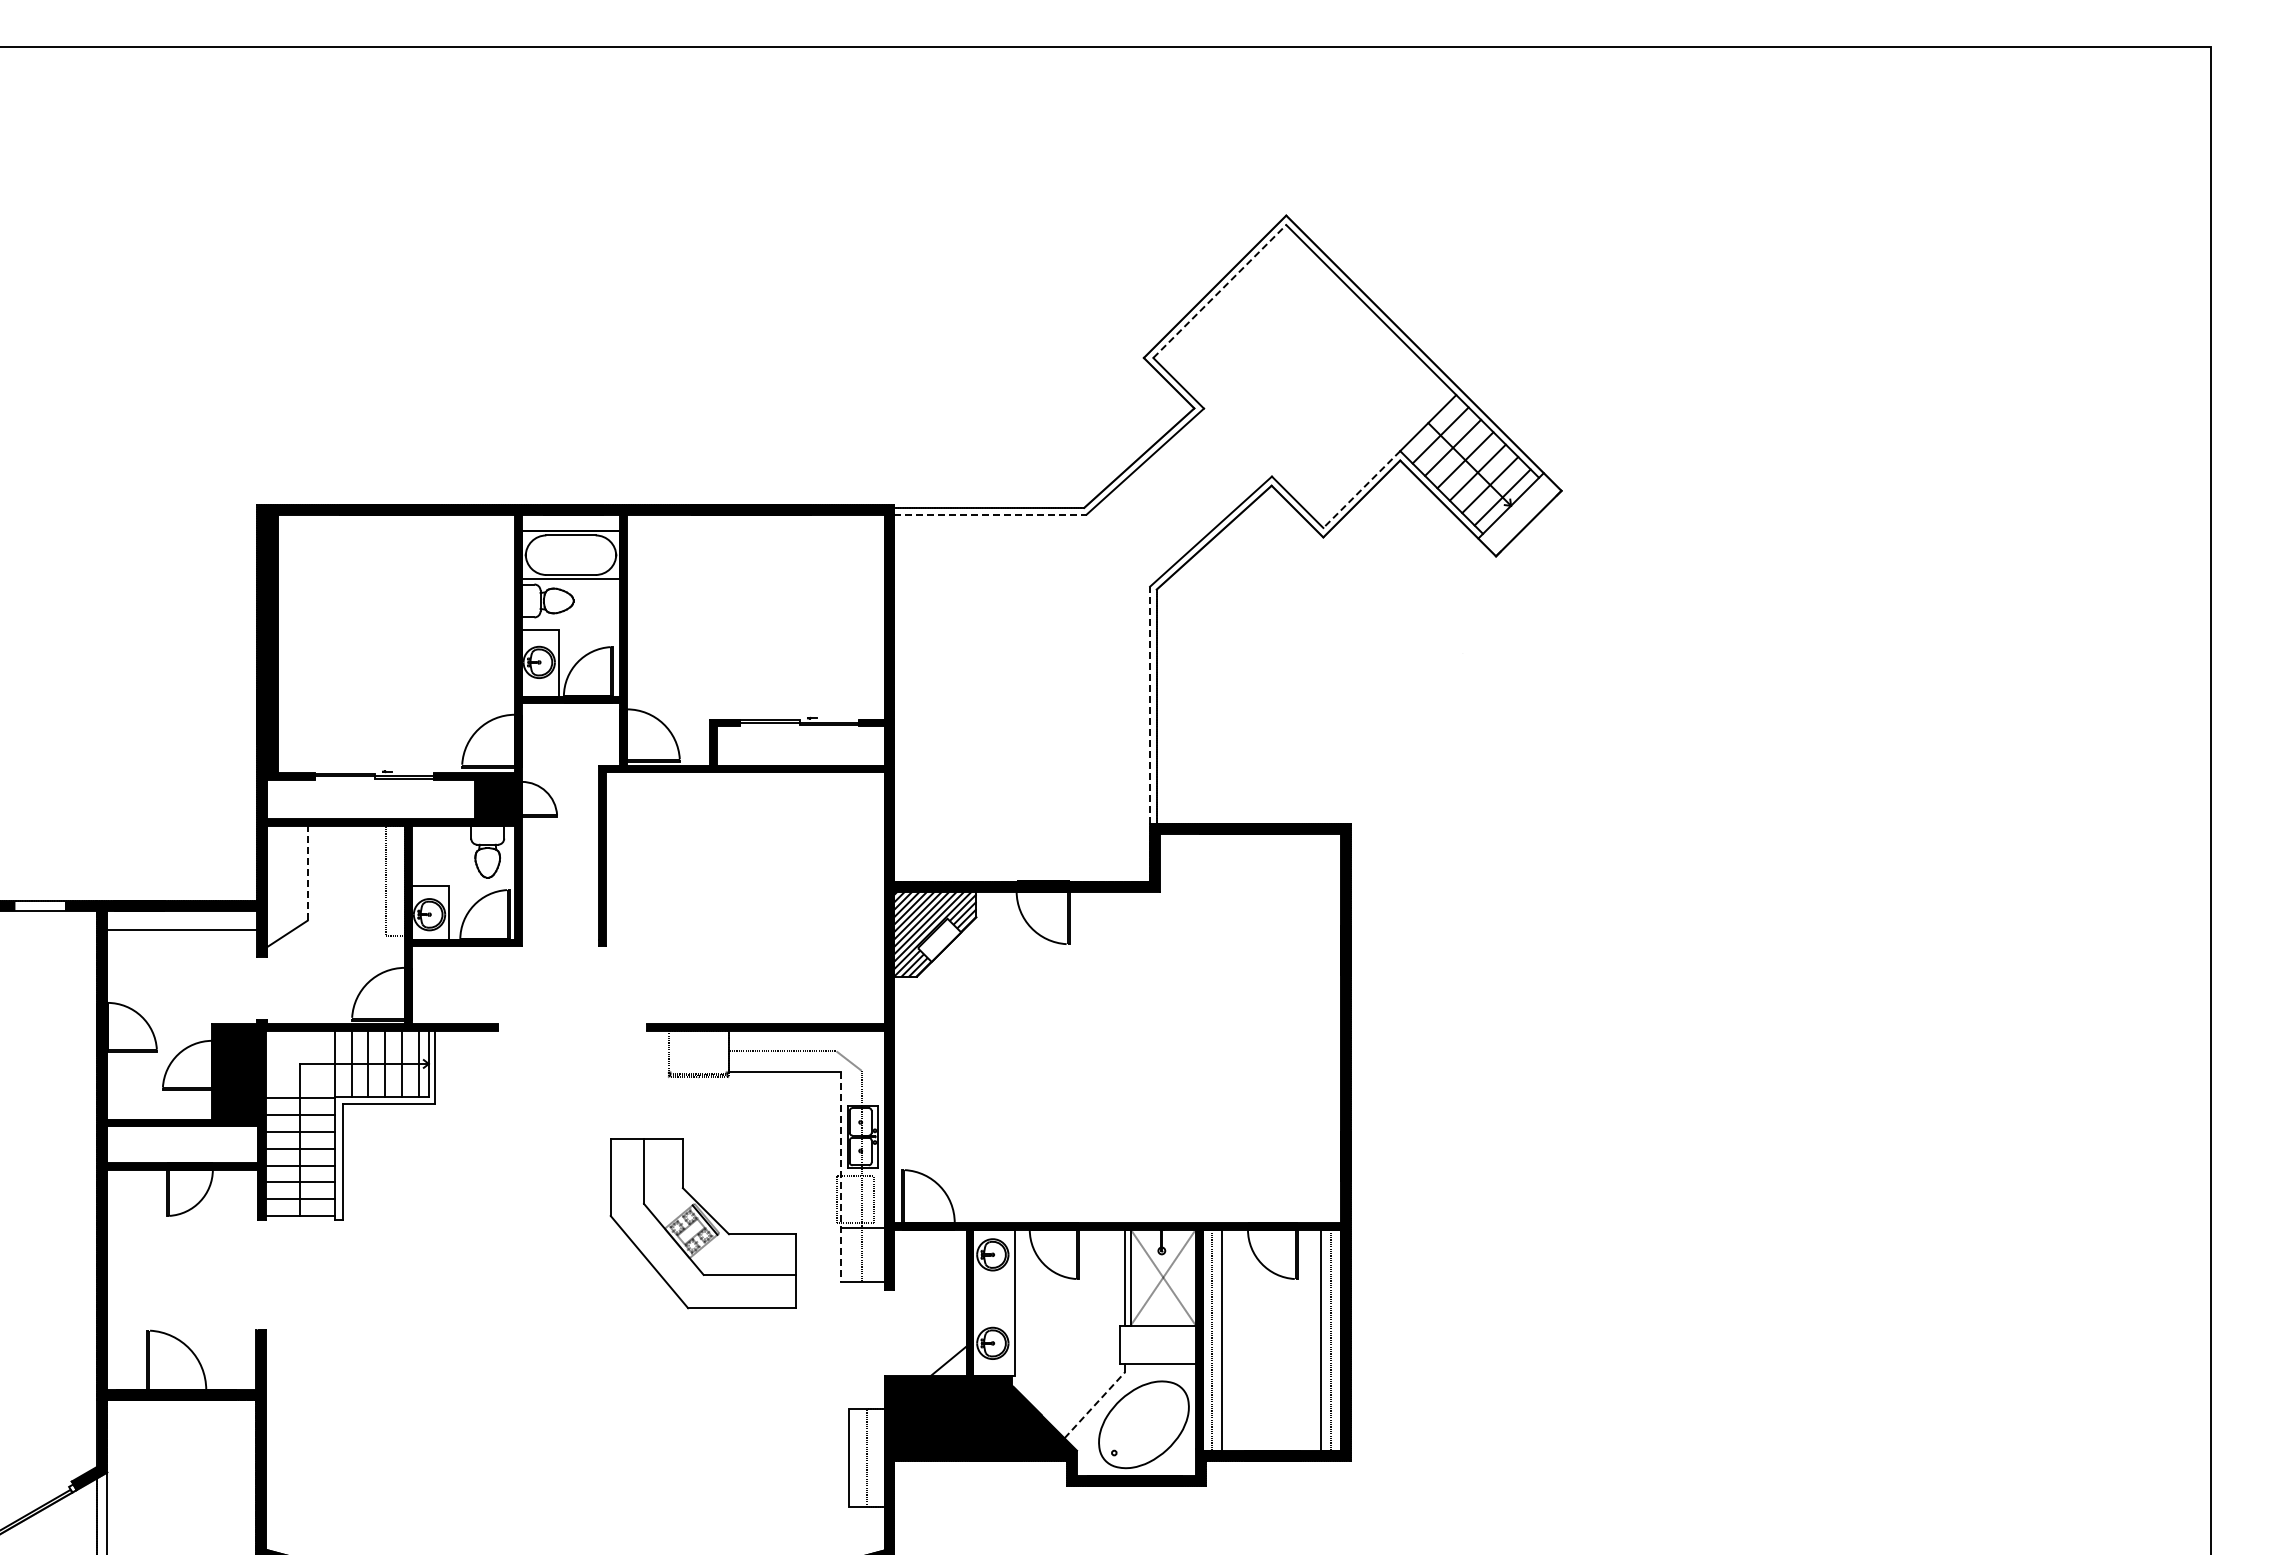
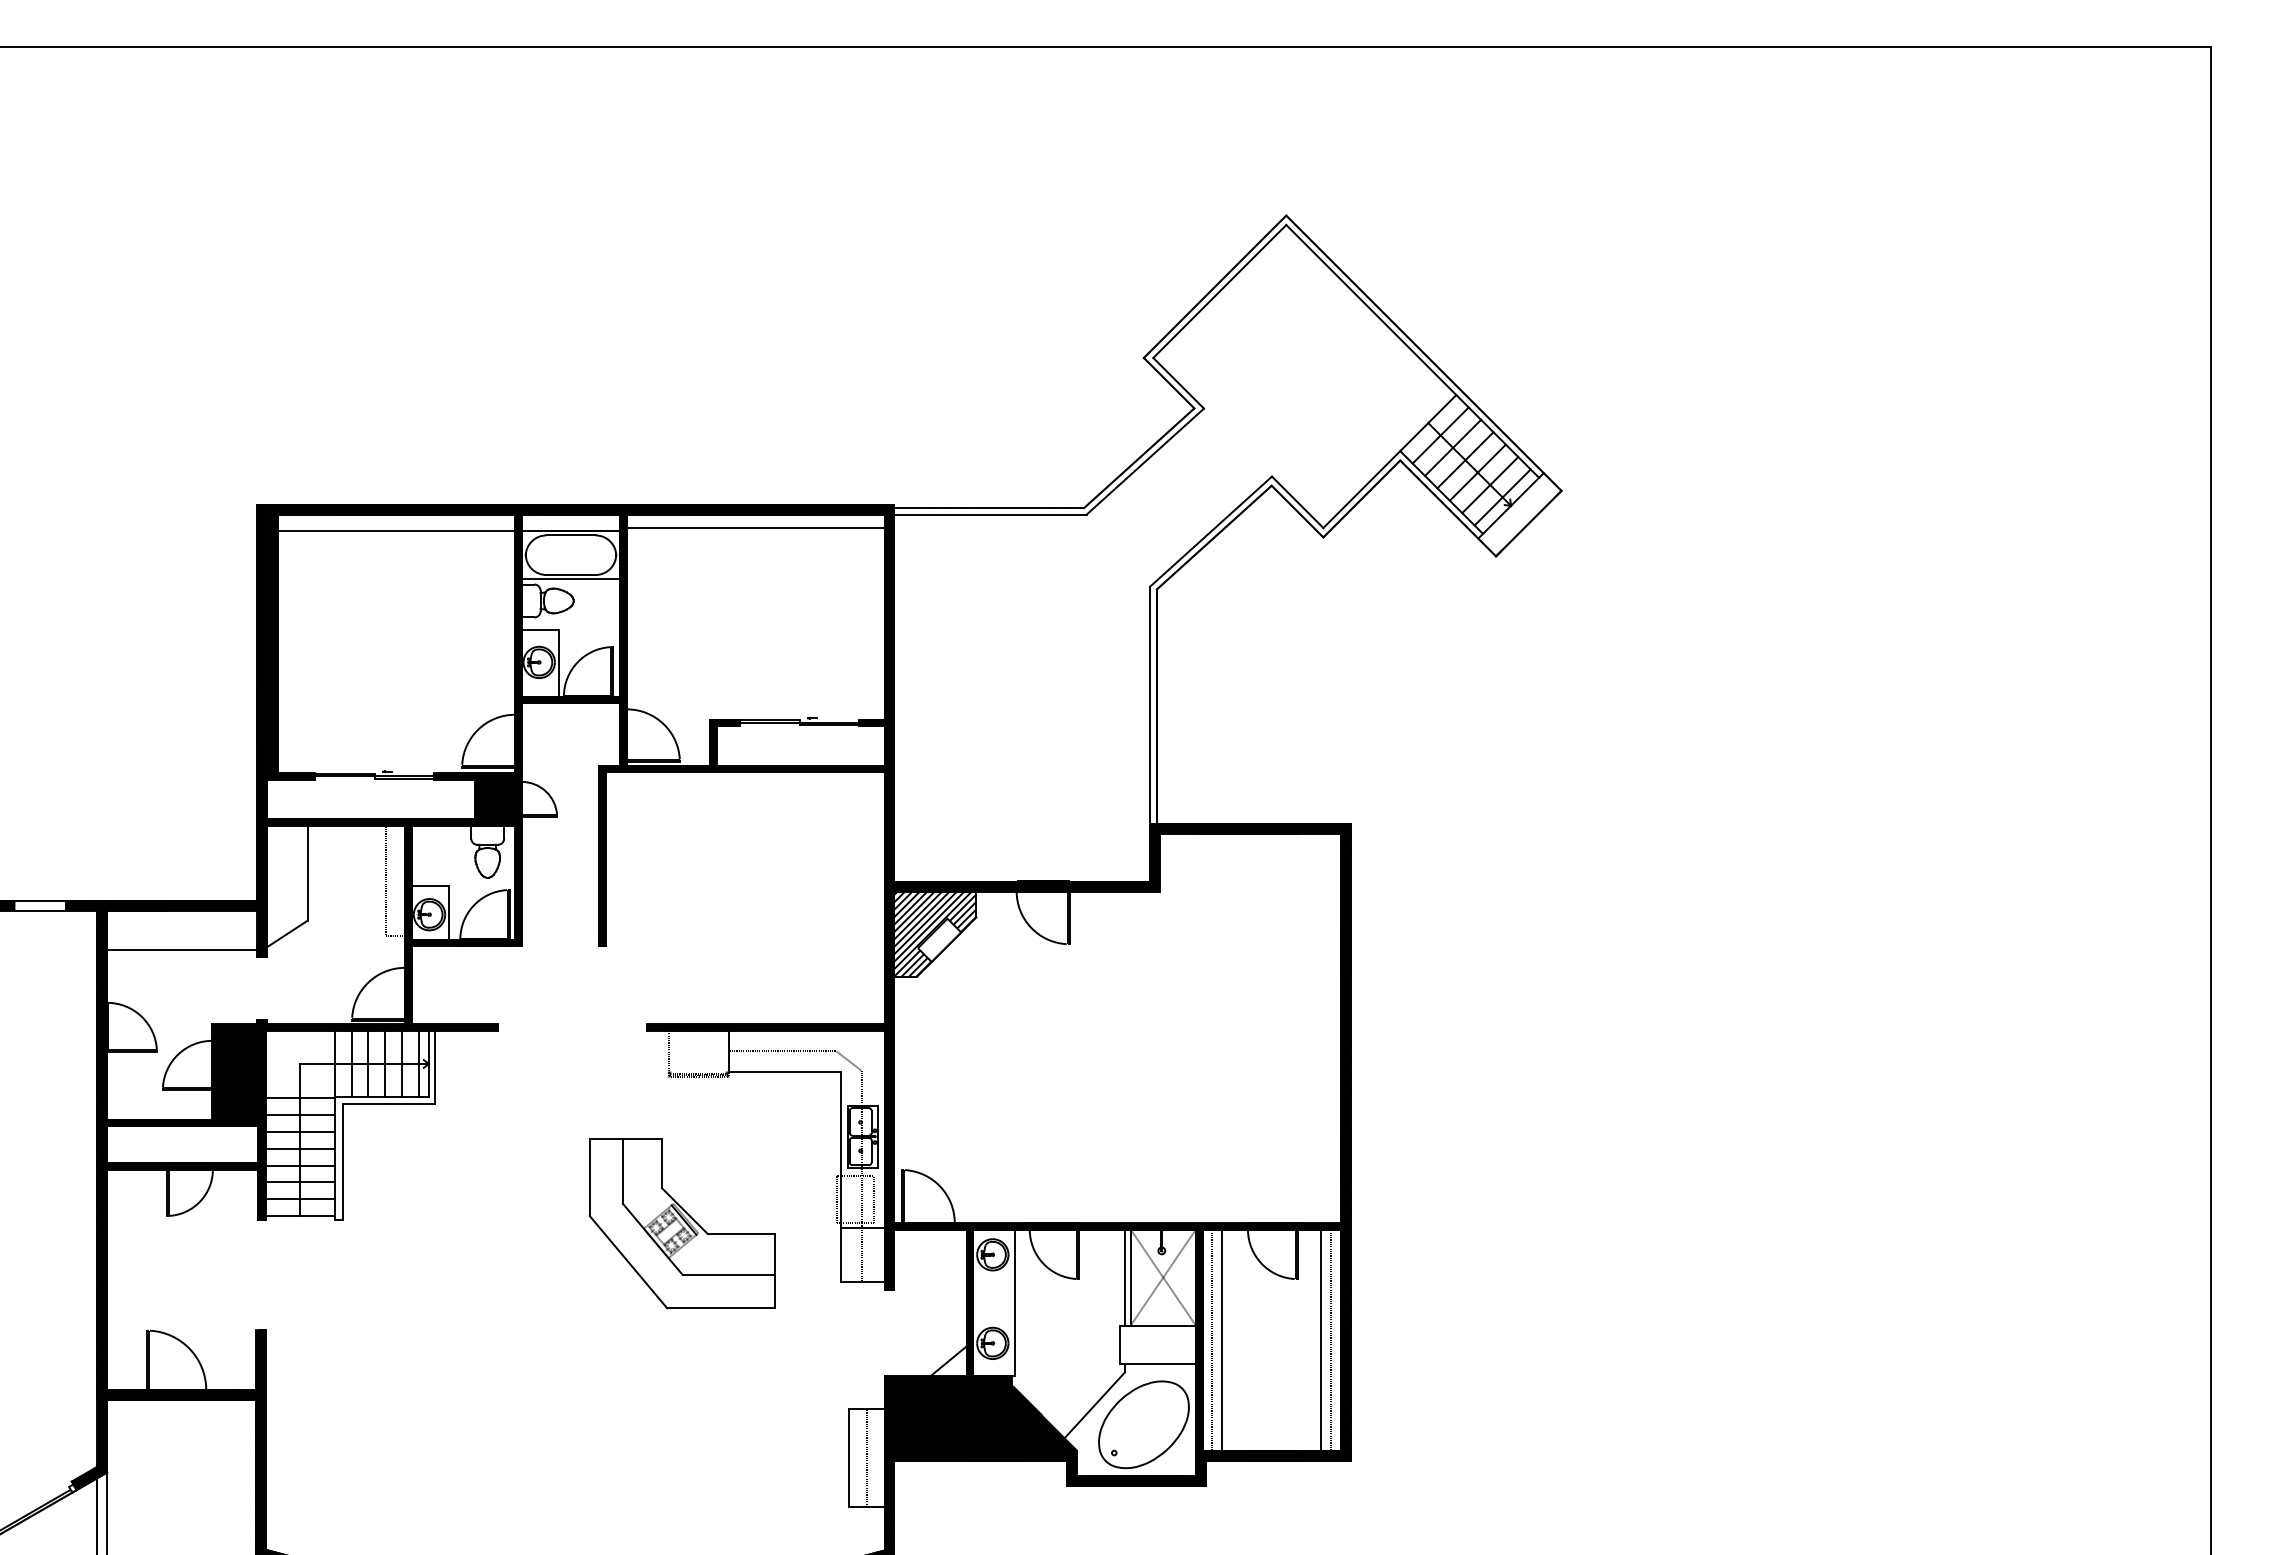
line: dashed -> solid (1219, 291)
line: dashed -> solid (1361, 489)
line: dashed -> solid (991, 514)
line: none -> present (755, 528)
line: none -> present (396, 531)
line: dashed -> solid (1150, 704)
line: dashed -> solid (307, 872)
line position: (182, 929) -> (182, 949) (182, 949)
line: dashed -> solid (841, 1177)
part position: (702, 1223) -> (681, 1223) (681, 1223)
line: dashed -> solid (1094, 1405)
